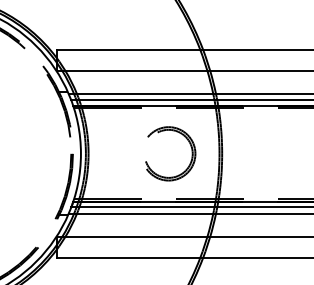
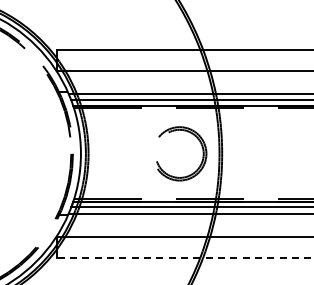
part position: (191, 153) -> (202, 153) (202, 153)
line: solid -> dashed (185, 258)
